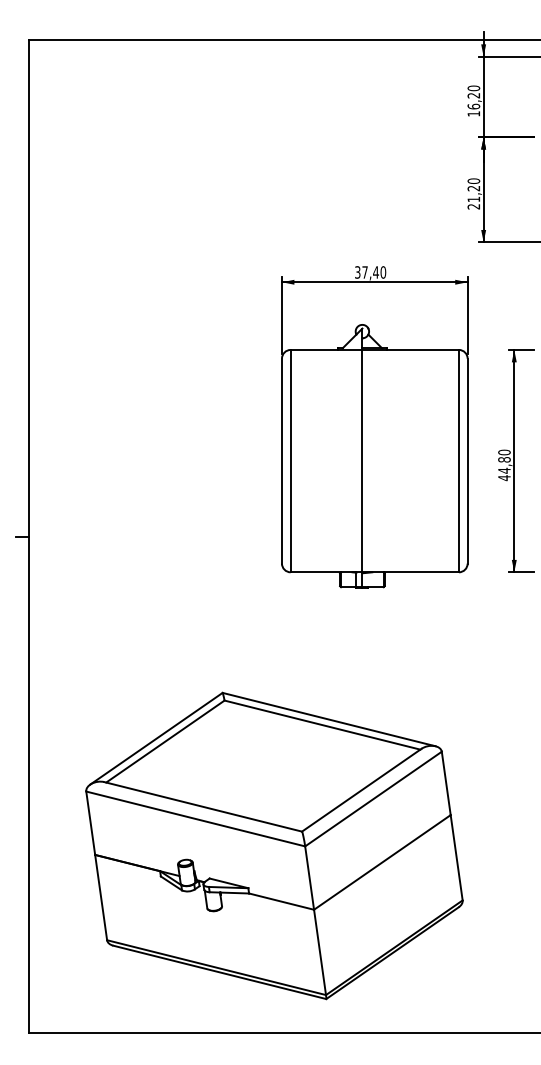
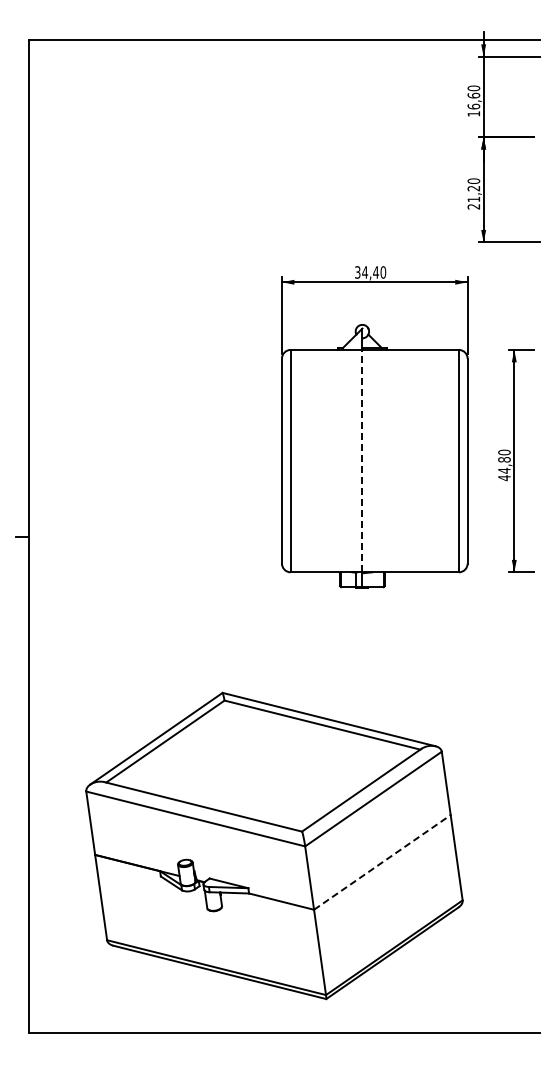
text: 16,20 -> 16,60 (473, 95)
text: 37,40 -> 34,40 (365, 272)
line: solid -> dashed (362, 460)
line: solid -> dashed (382, 862)
